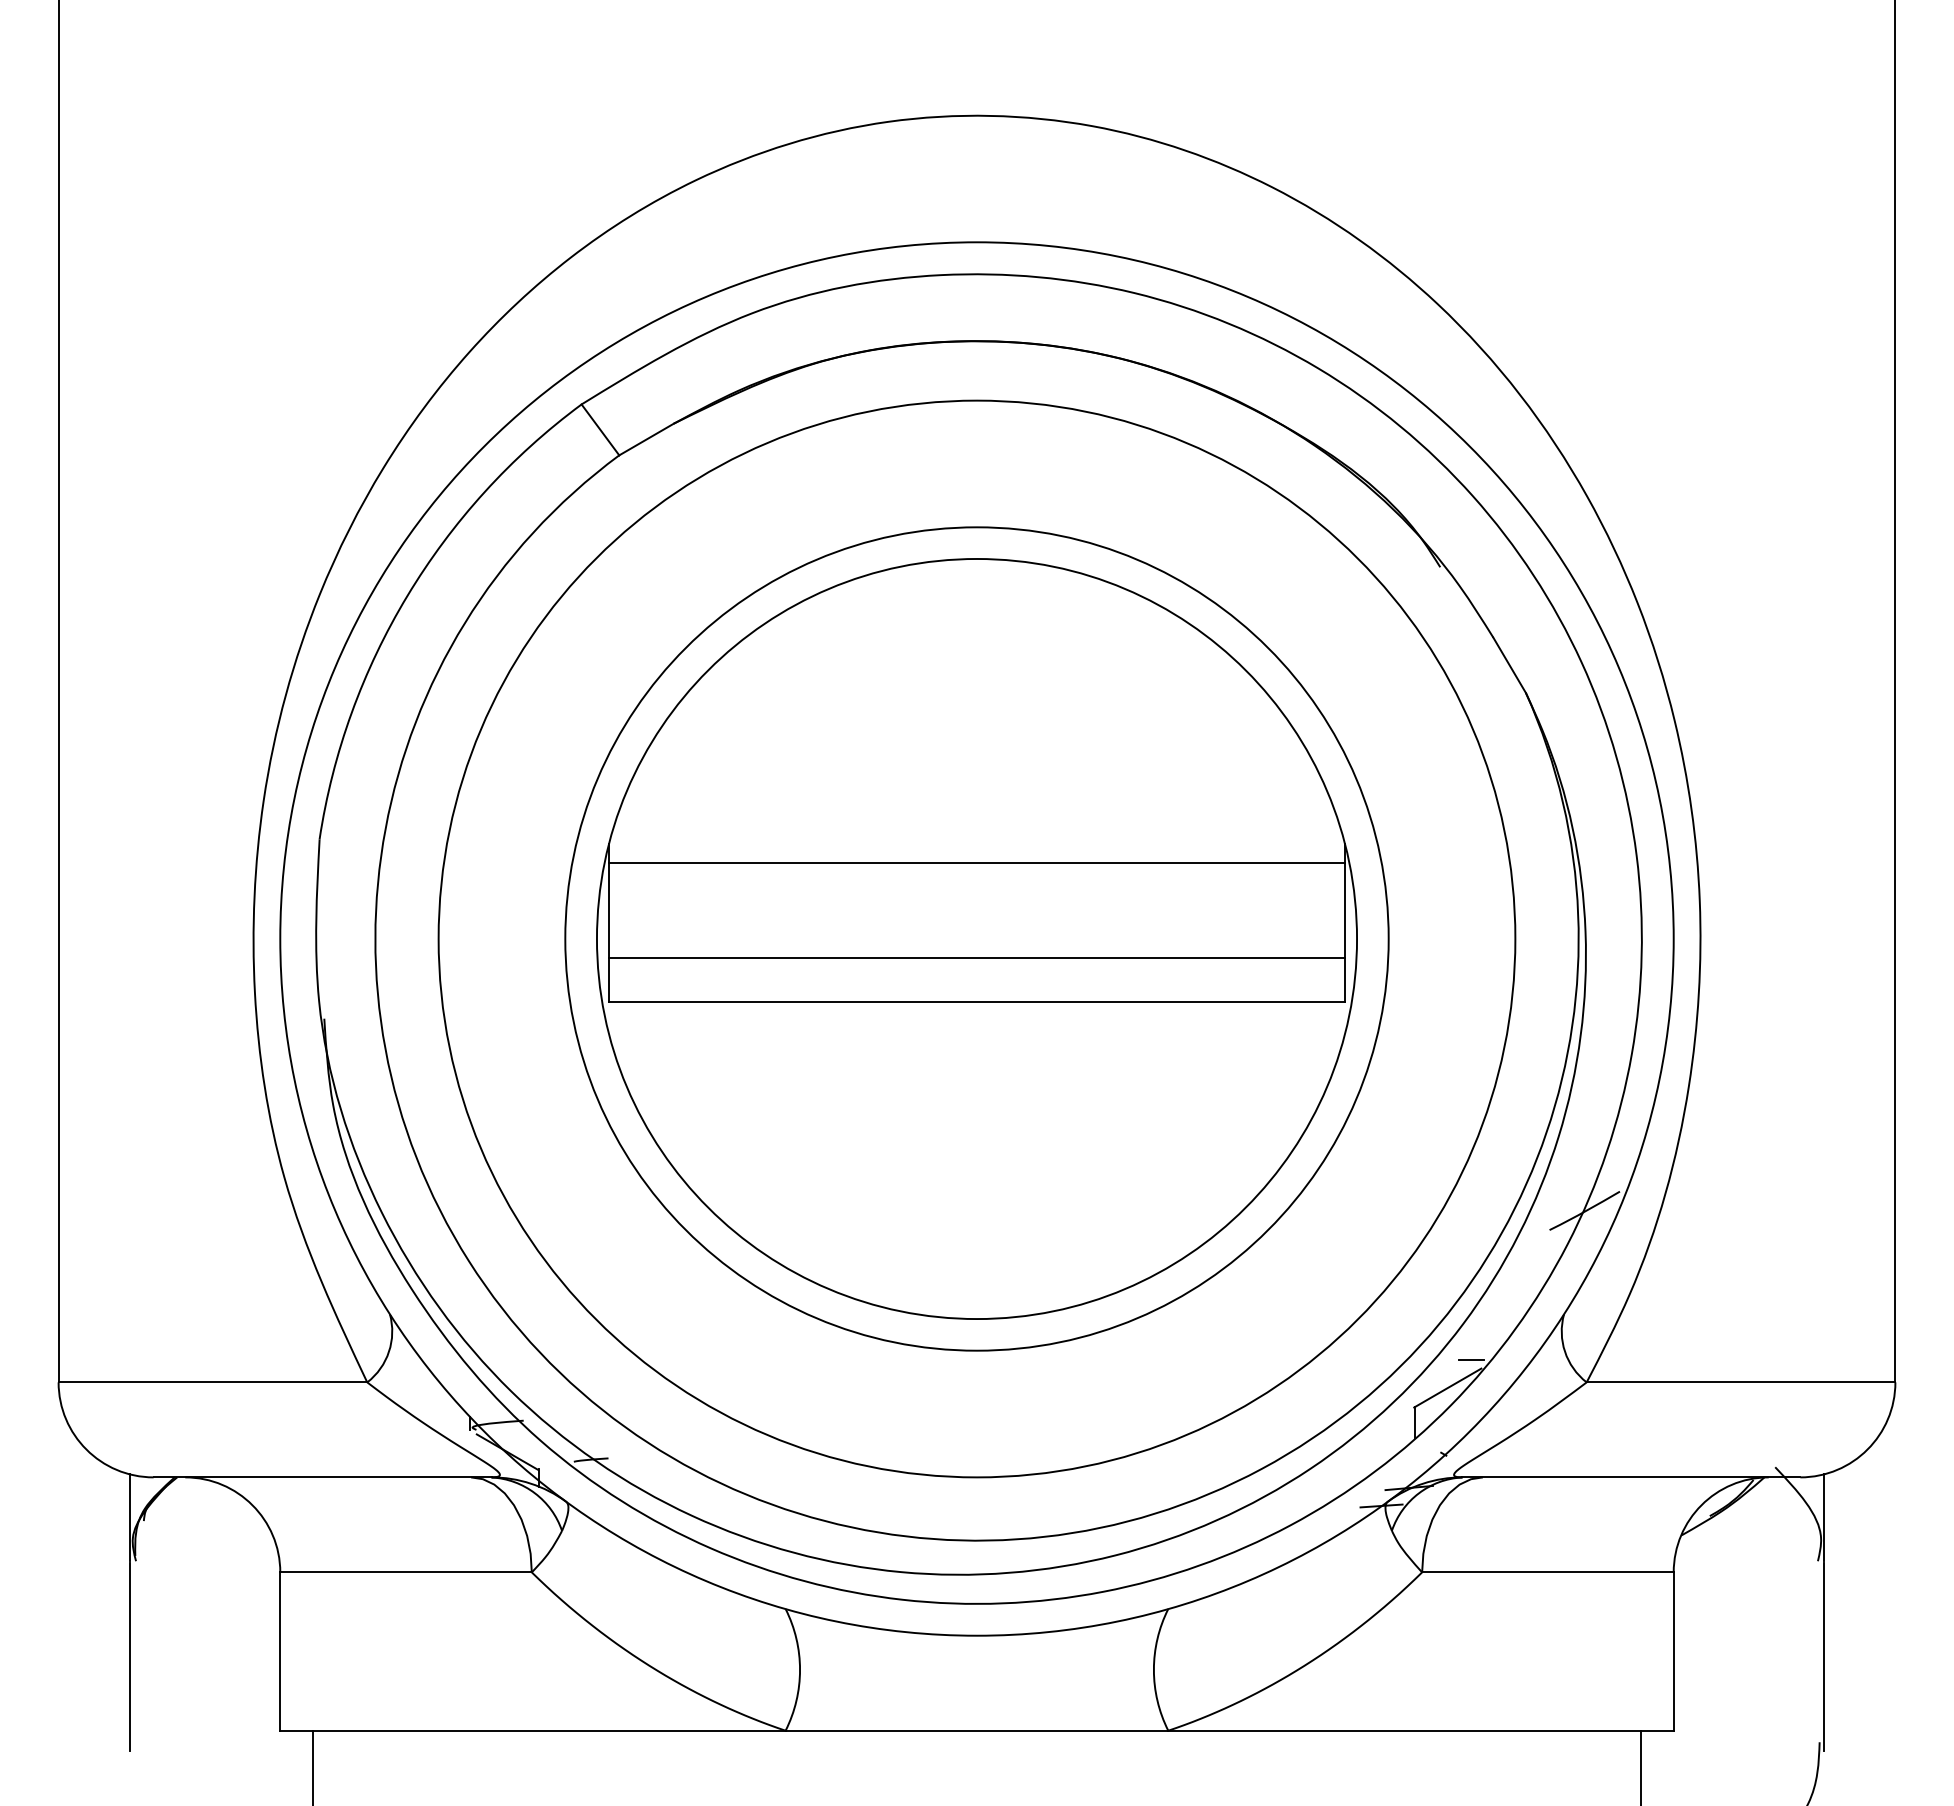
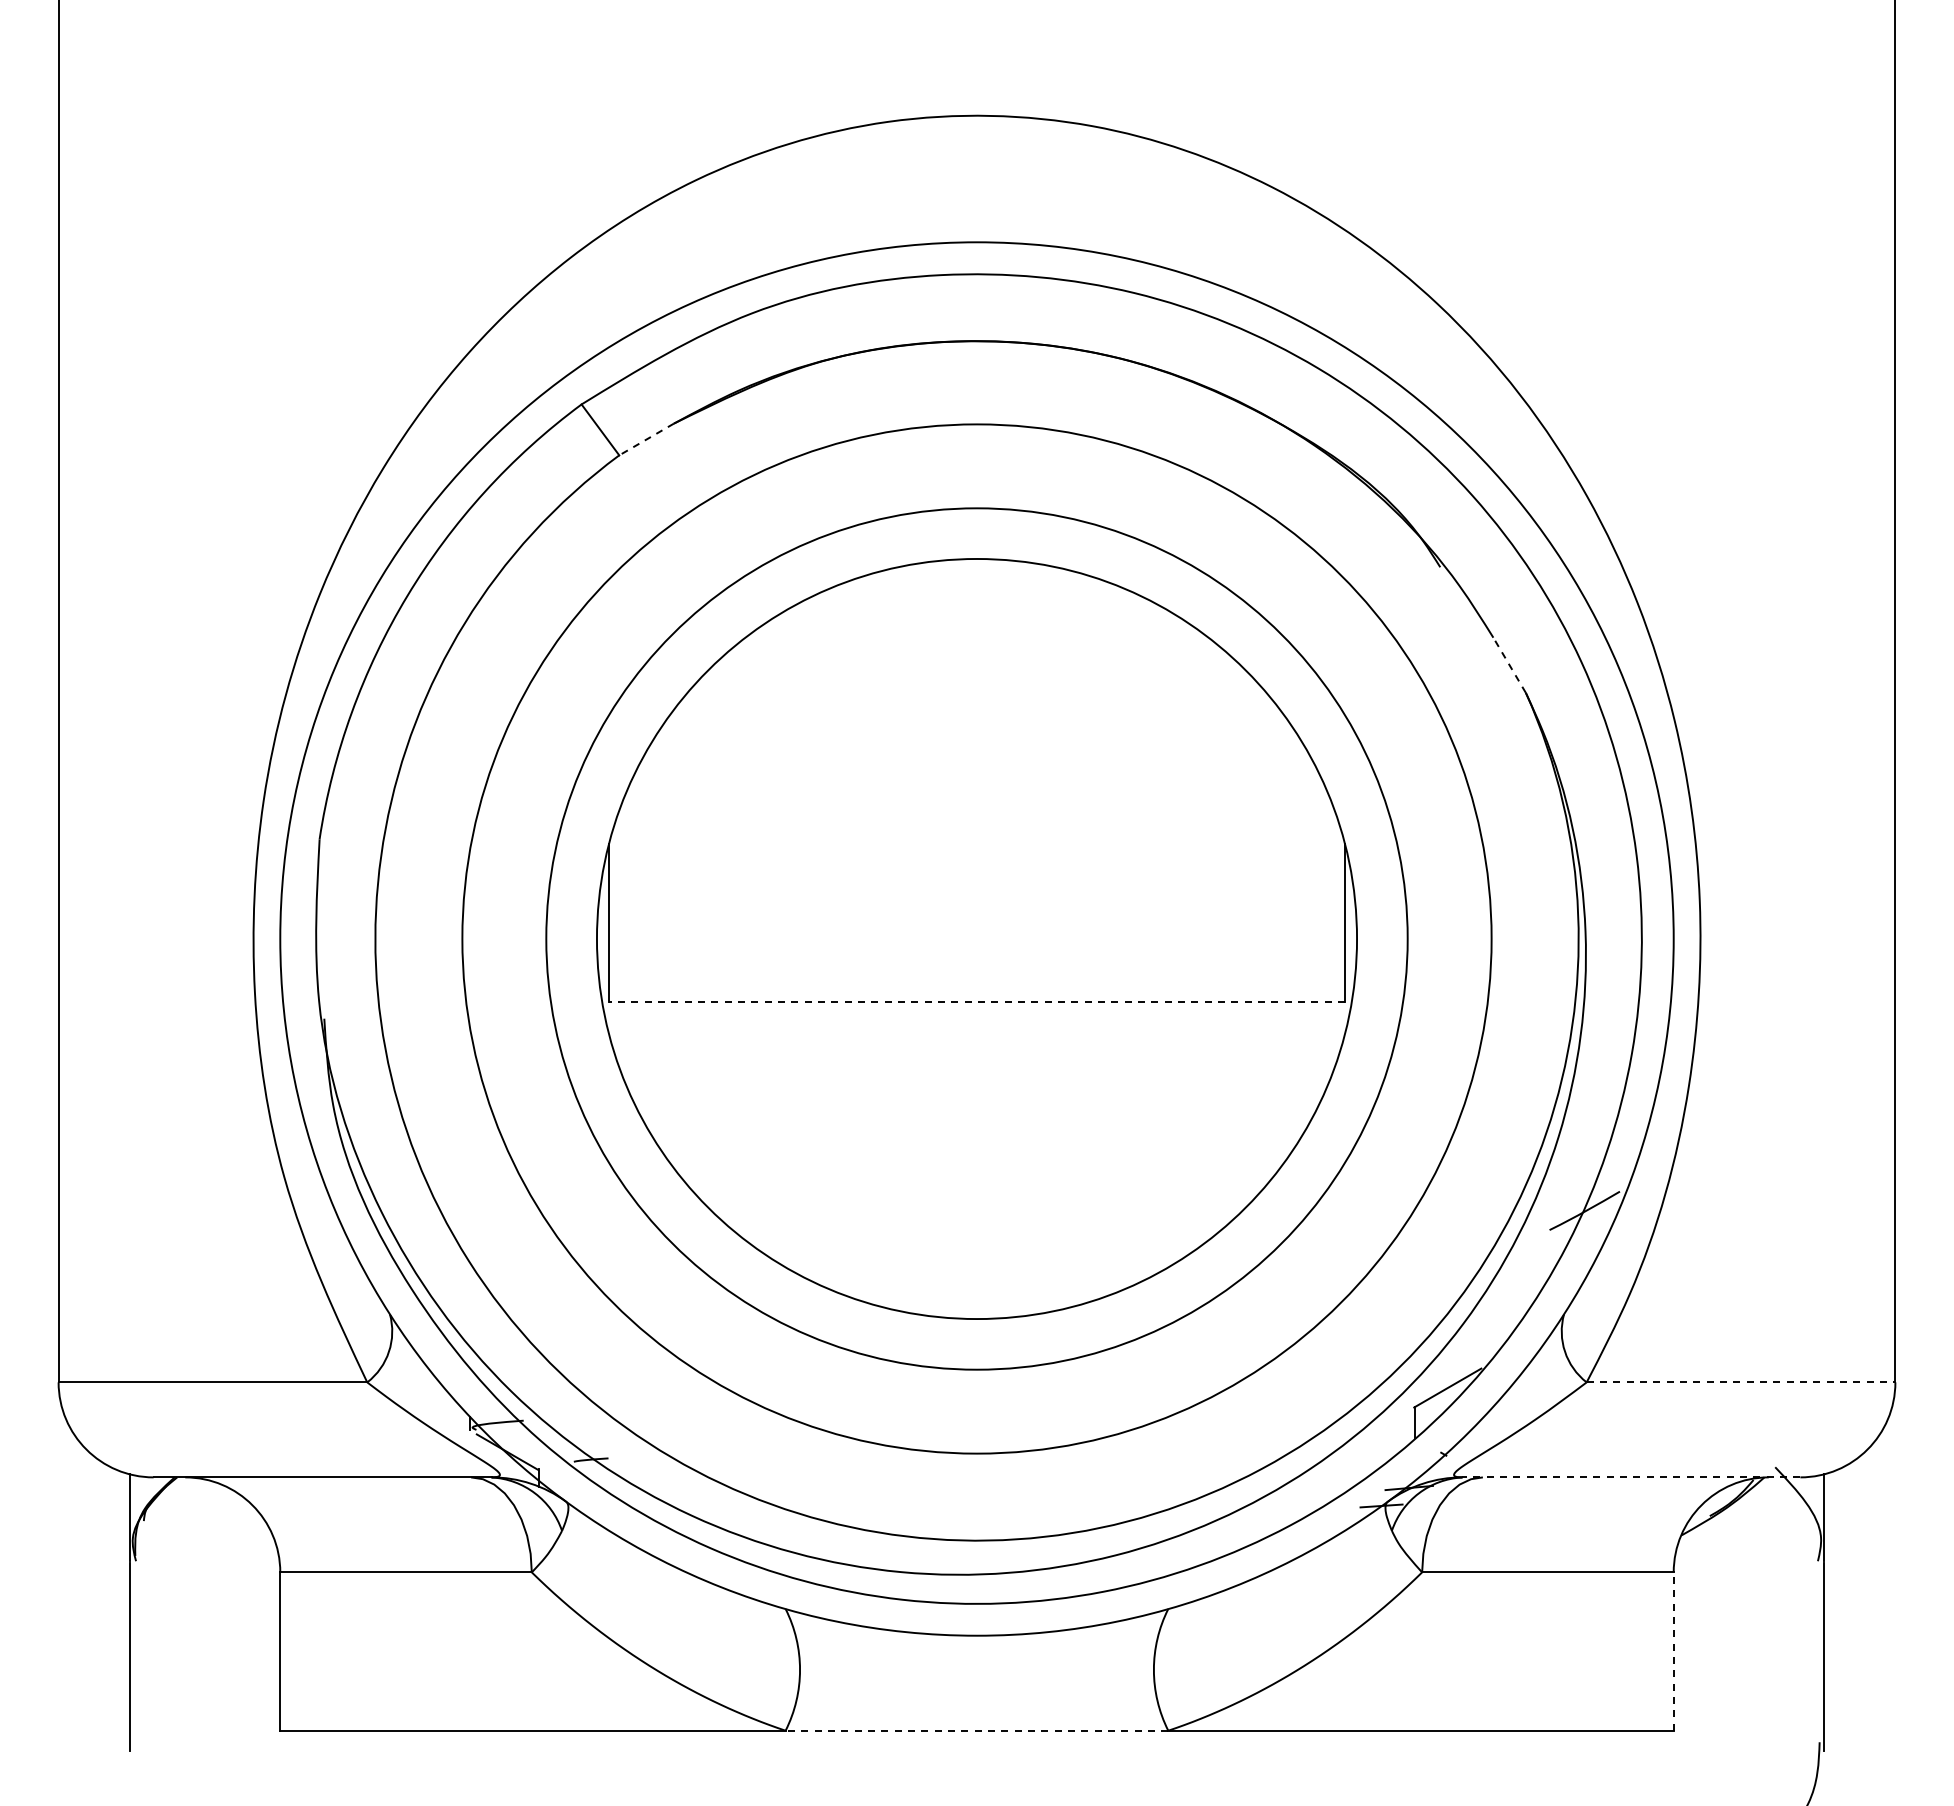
line: solid -> dashed (646, 439)
line: solid -> dashed (1509, 665)
line: present -> none (976, 863)
circle diameter: 1077 px -> 861 px (976, 938)
circle diameter: 823 px -> 1029 px (976, 938)
line: present -> none (976, 958)
line: solid -> dashed (976, 1002)
line: present -> none (1470, 1360)
line: solid -> dashed (1741, 1382)
line: solid -> dashed (1631, 1477)
line: solid -> dashed (1673, 1651)
line: solid -> dashed (976, 1730)
line: present -> none (313, 1766)
line: present -> none (1640, 1766)
